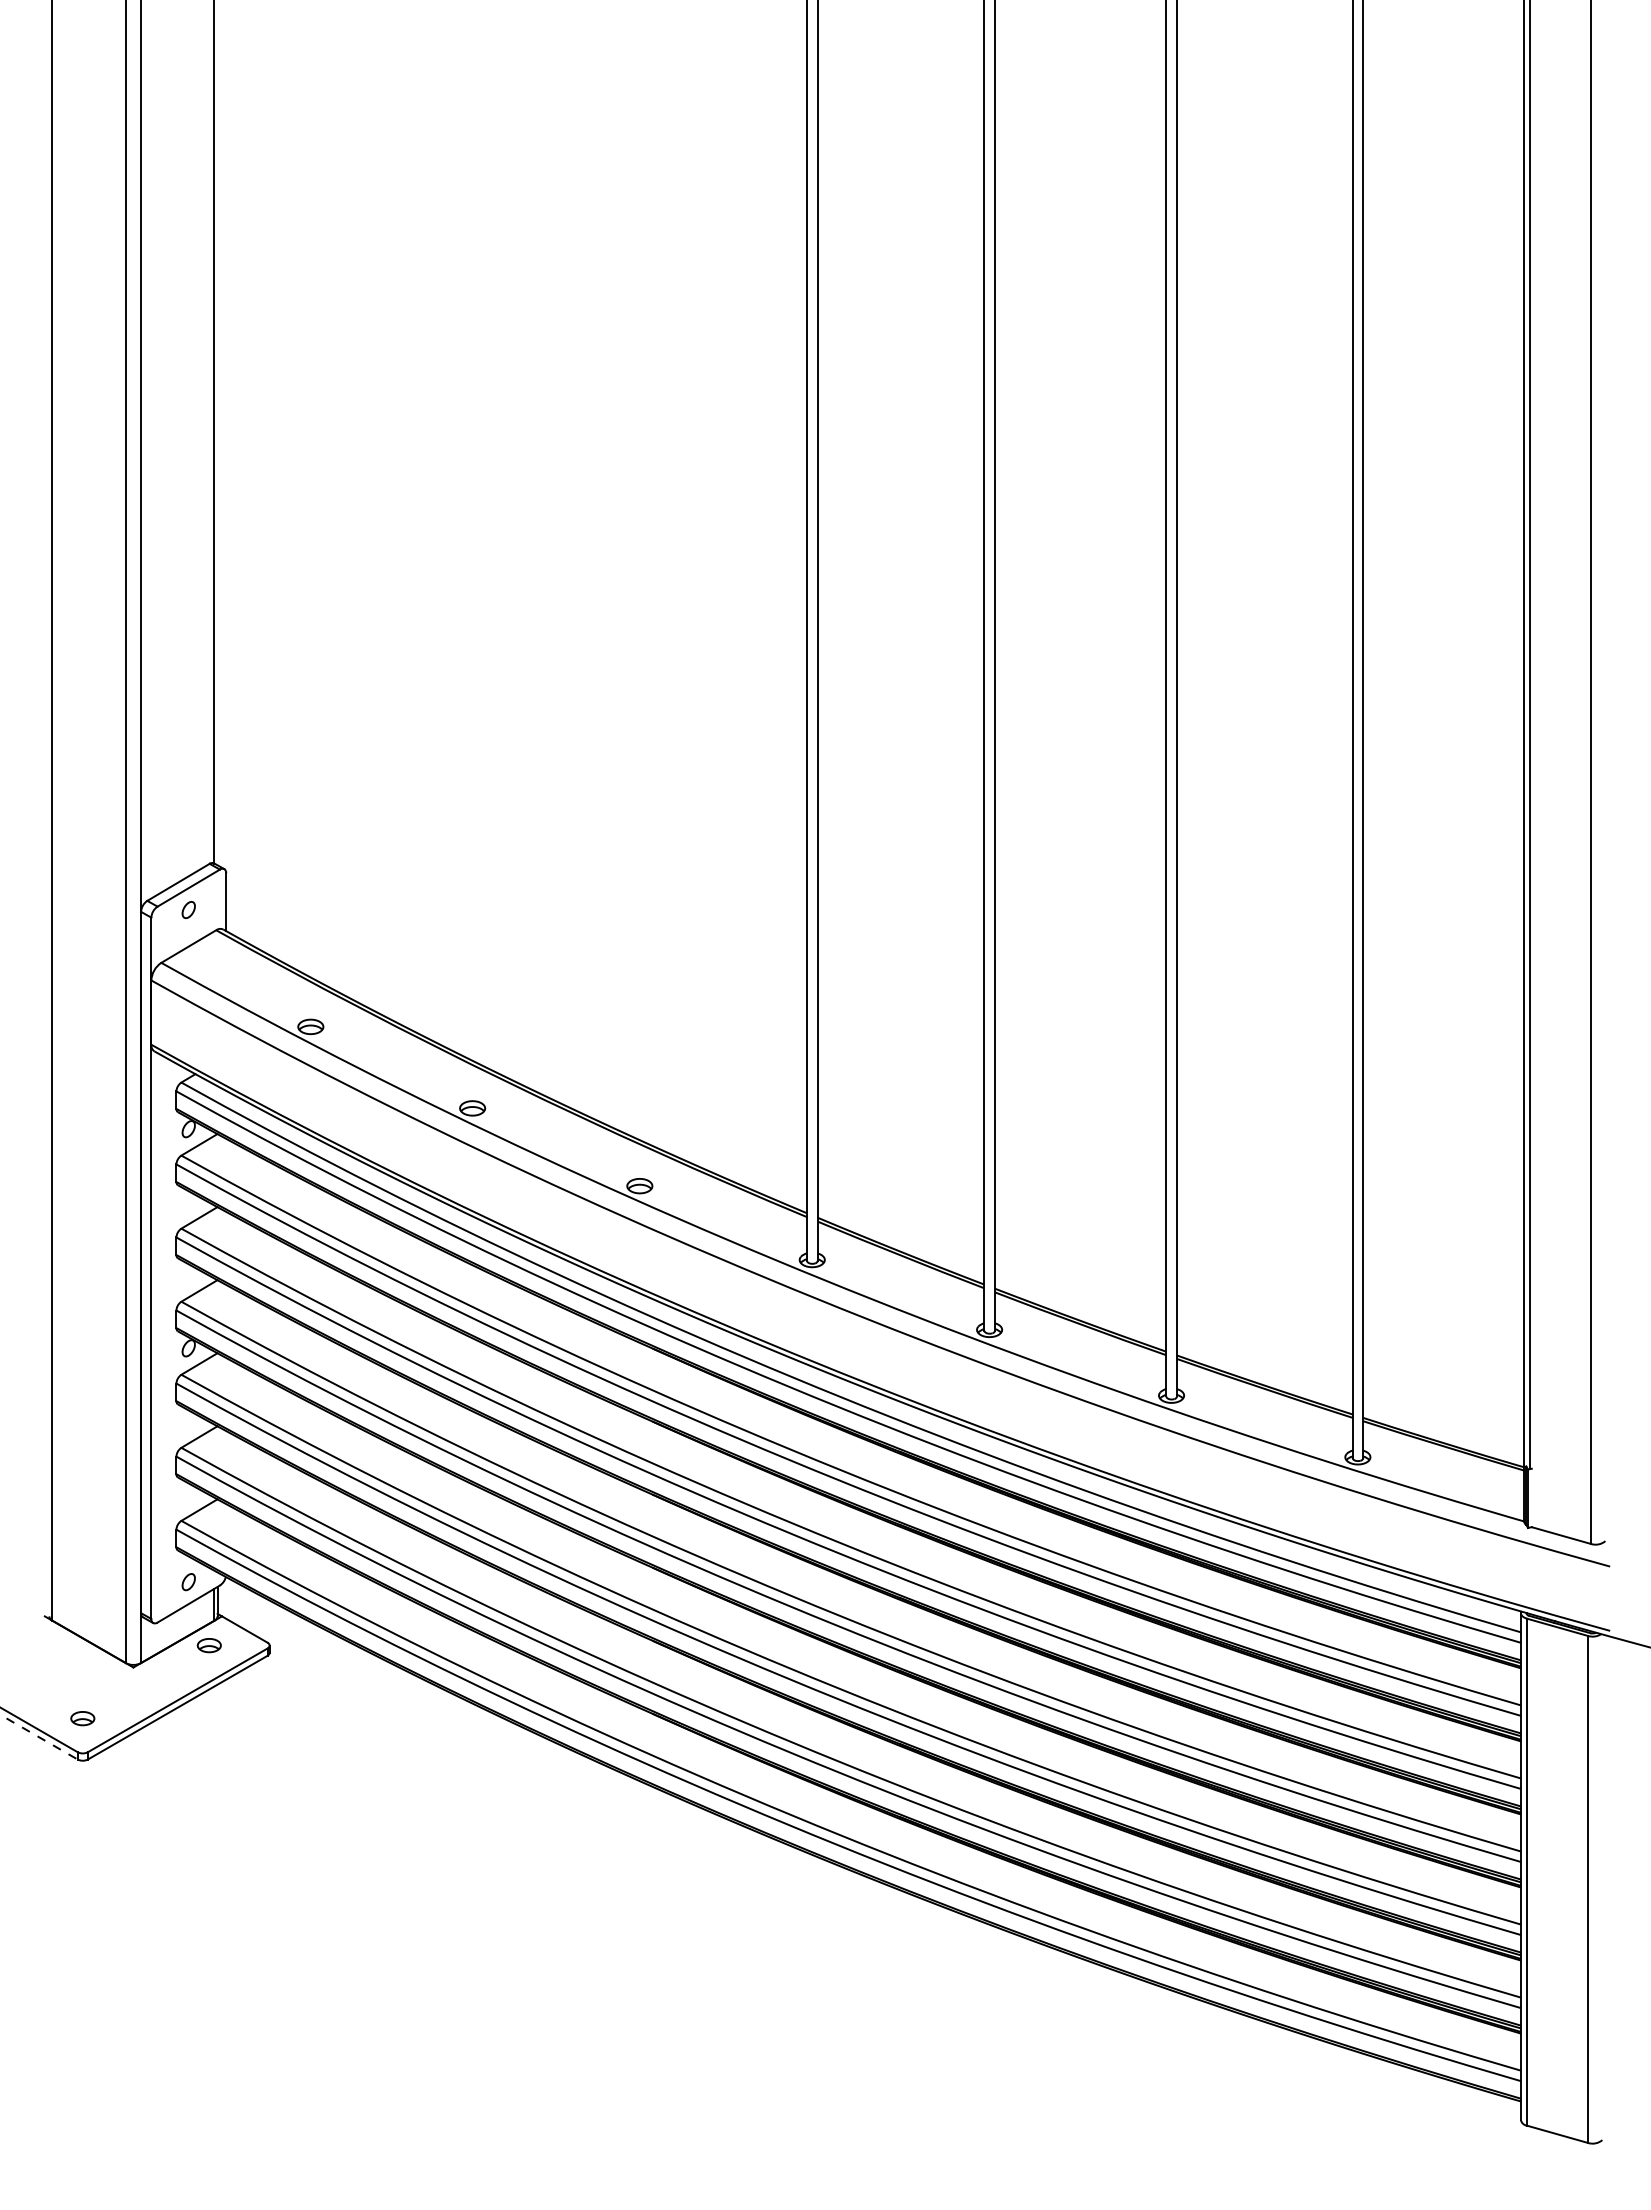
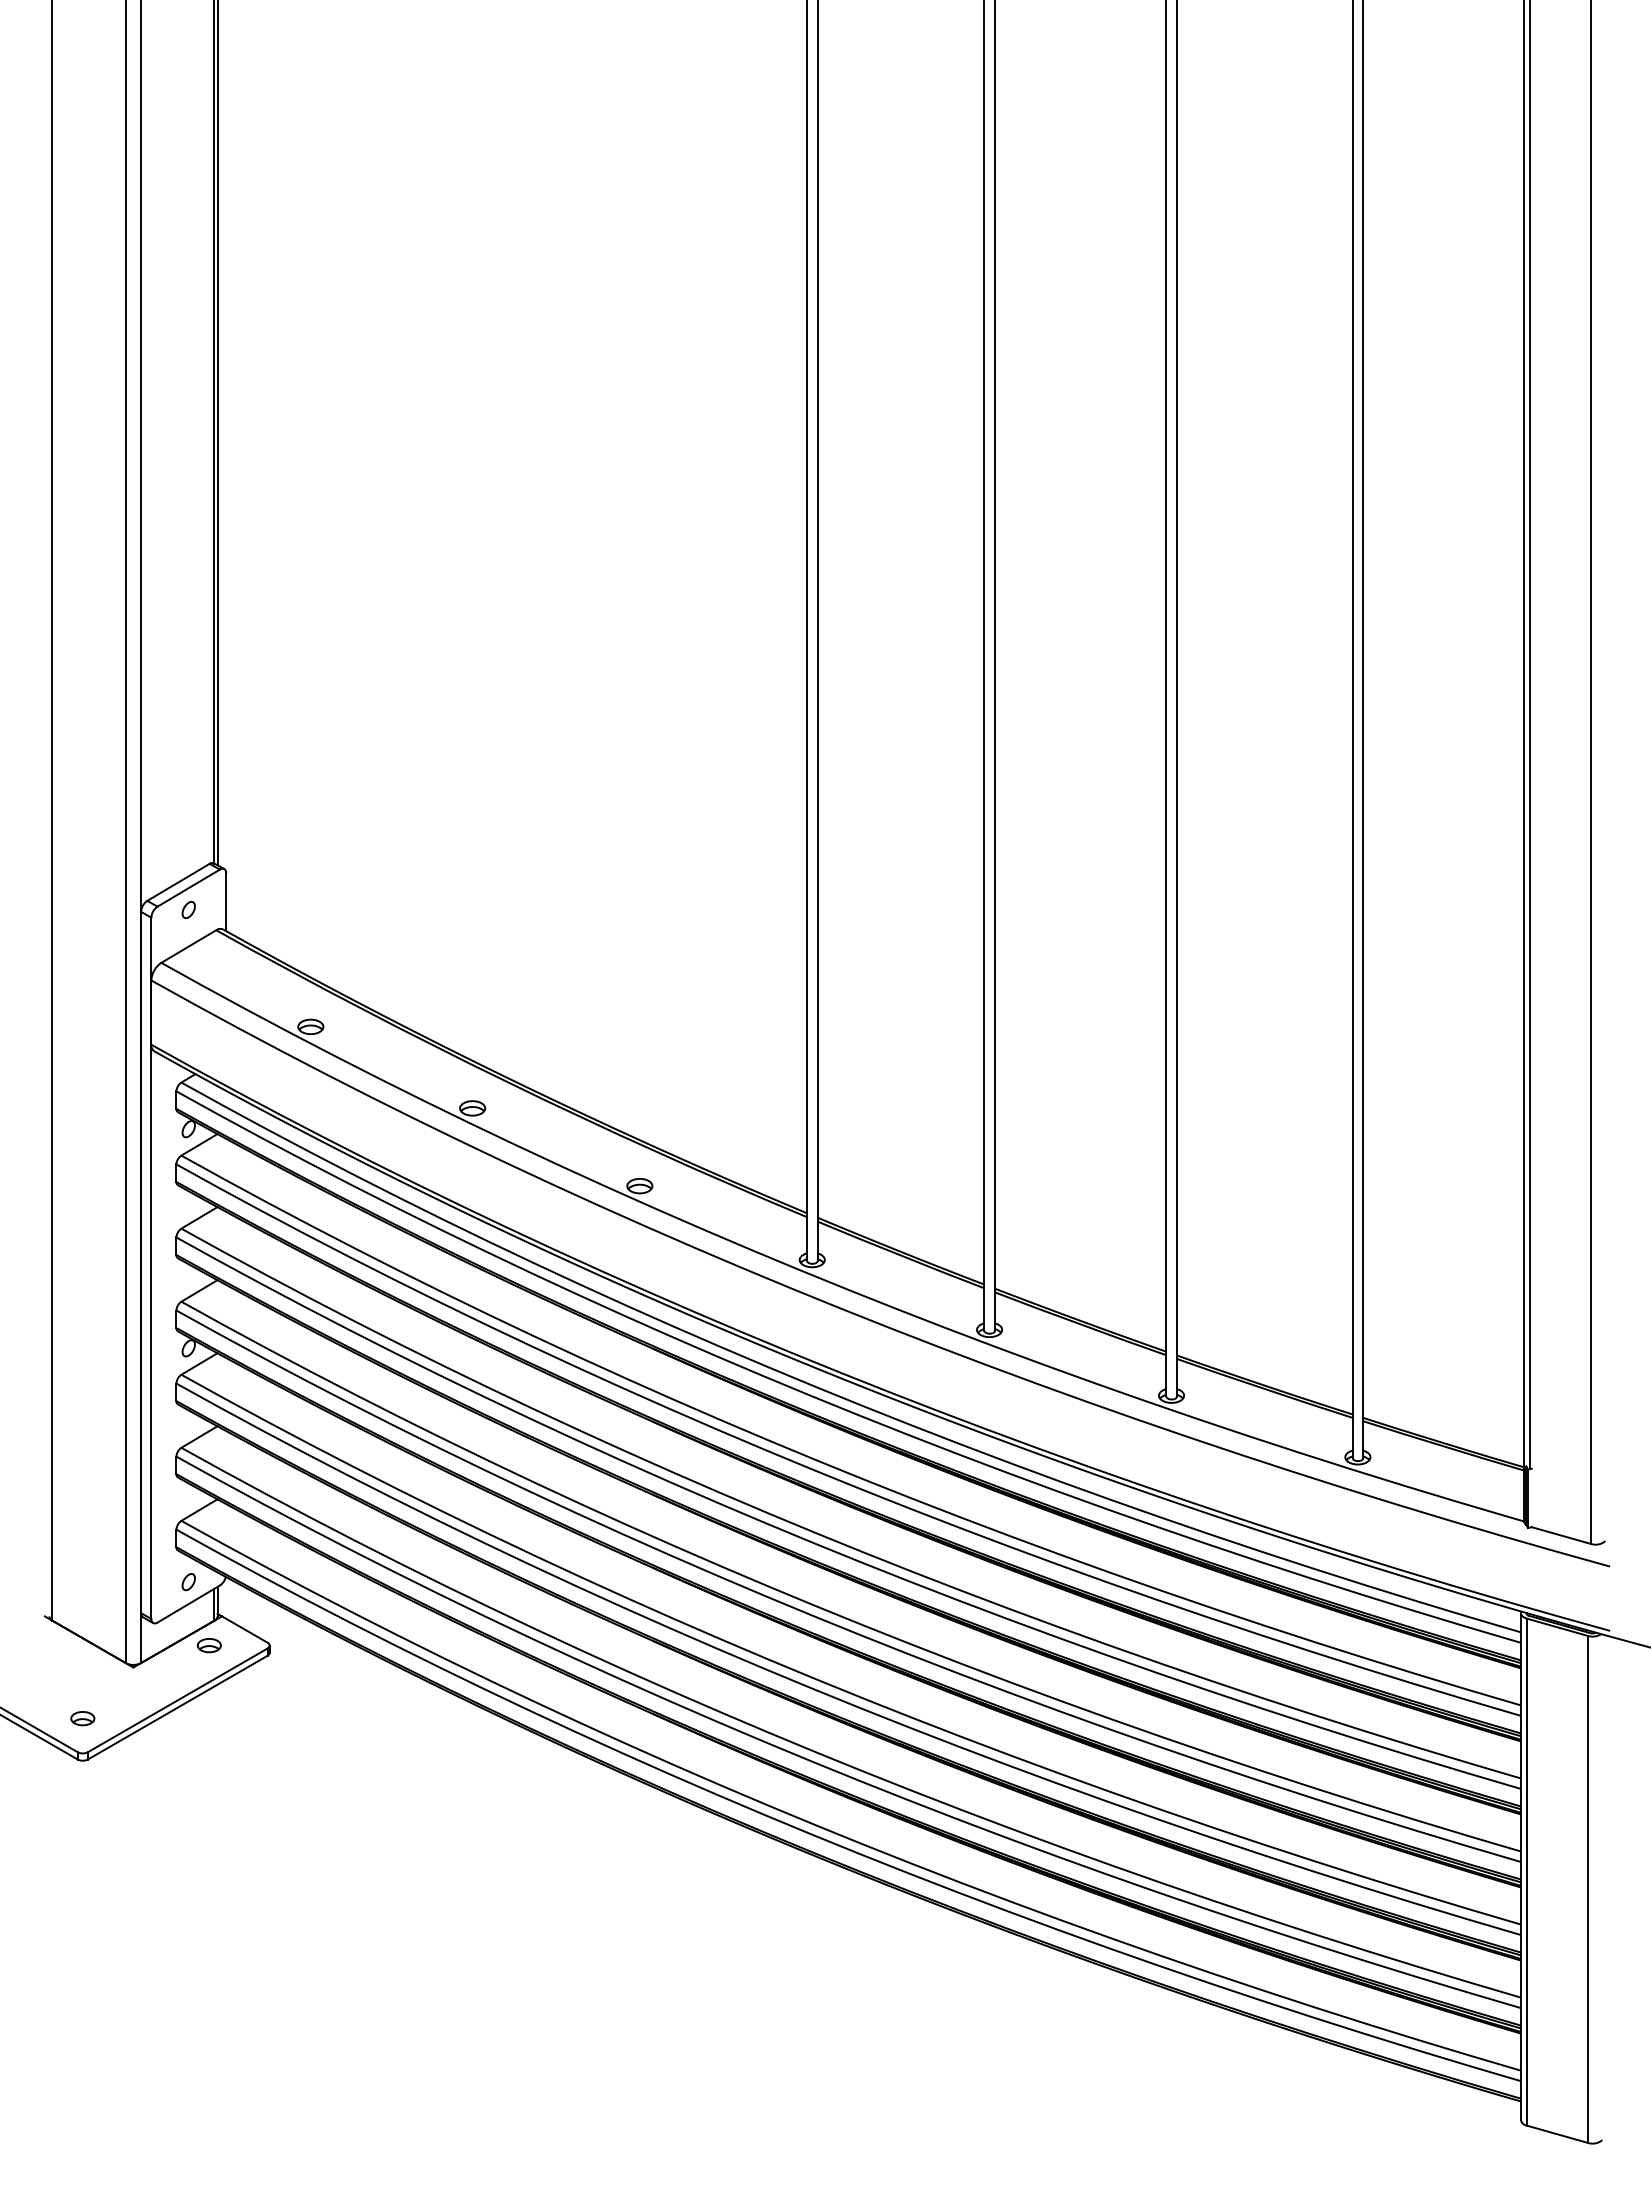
line: none -> present (217, 433)
line: dashed -> solid (38, 1737)
